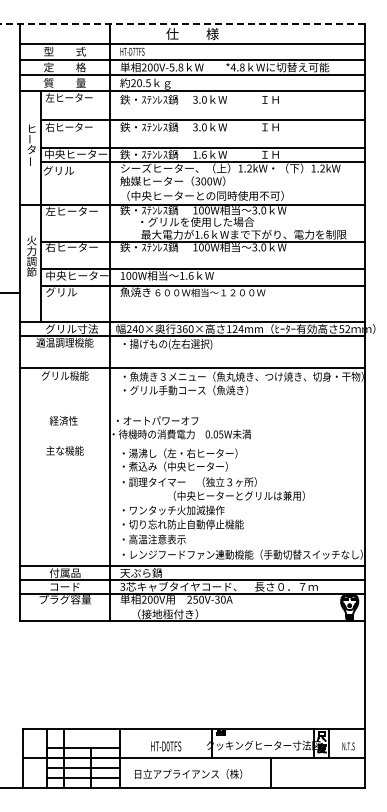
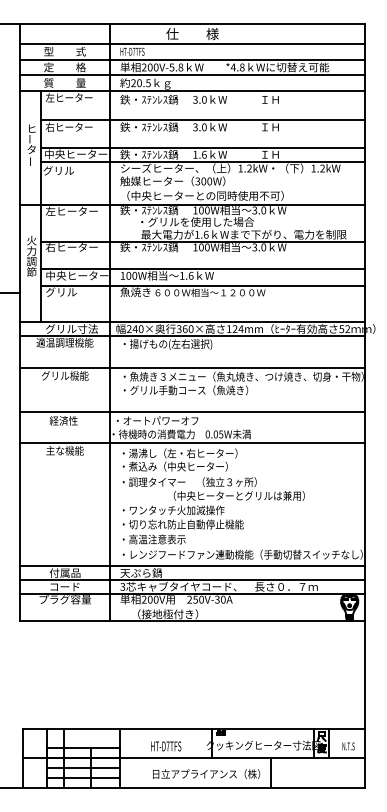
line: dashed -> solid (182, 24)
line: none -> present (192, 412)
line: none -> present (192, 442)
text: HT-D0TFS -> HT-D7TFS (167, 746)
text position: (188, 773) -> (206, 773) (206, 773)
